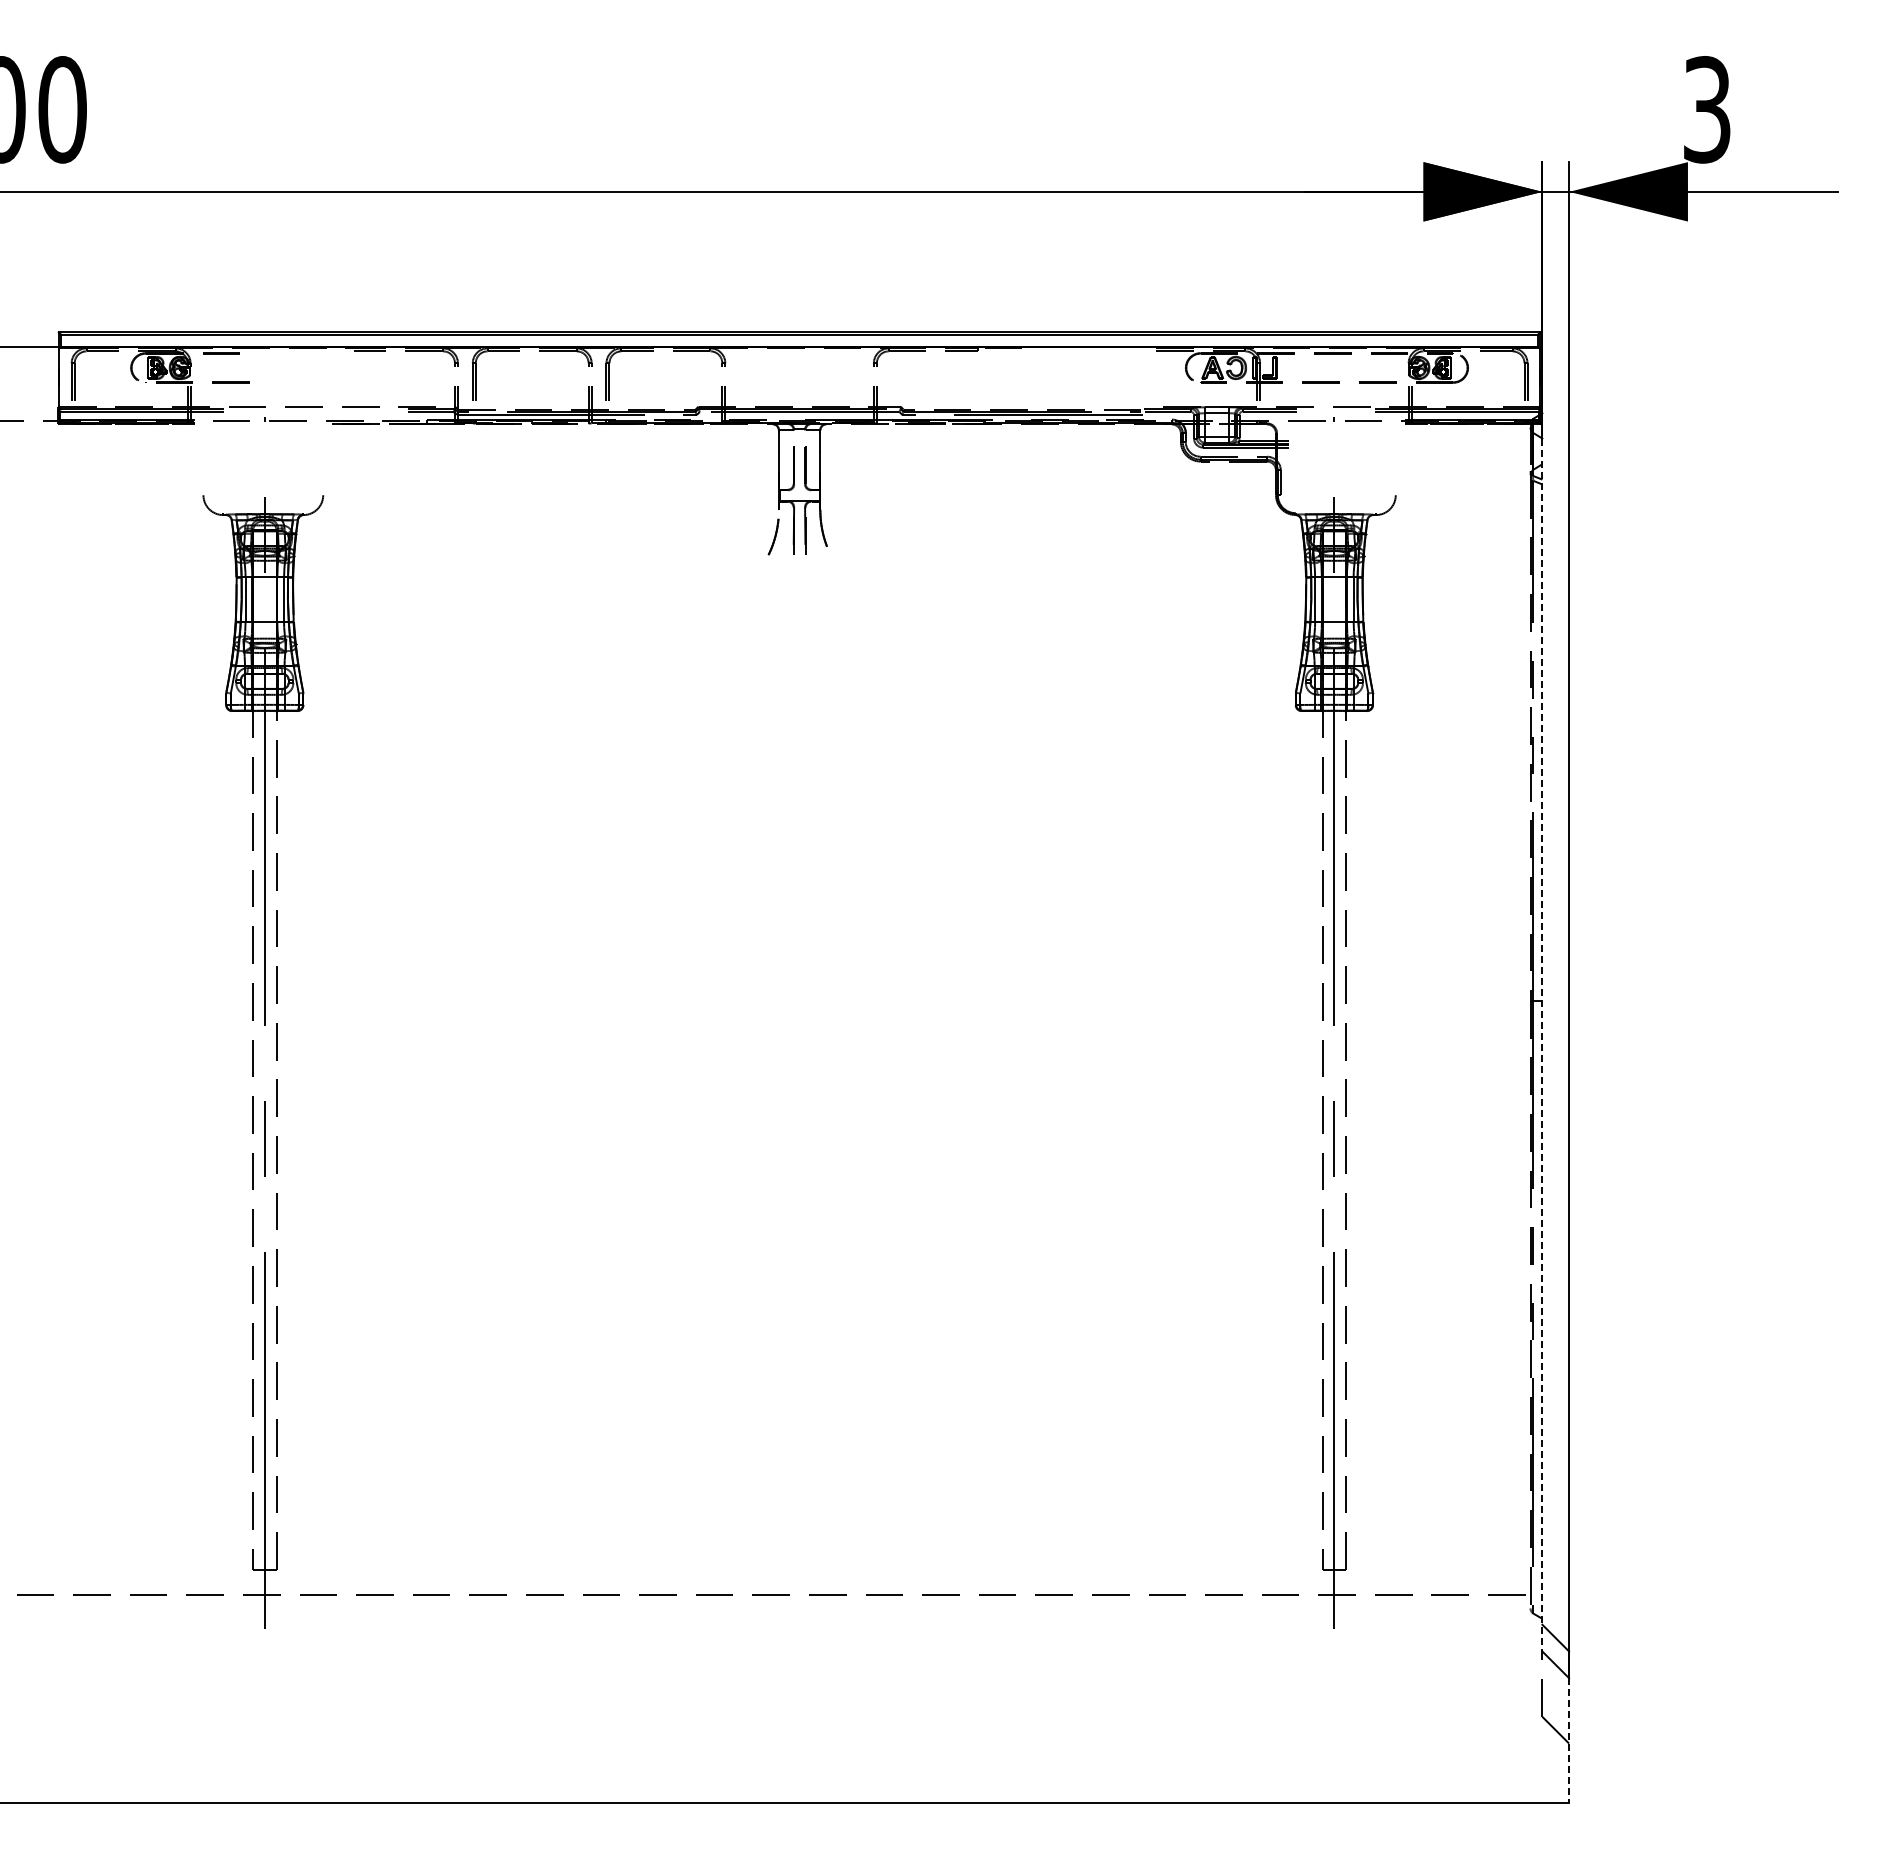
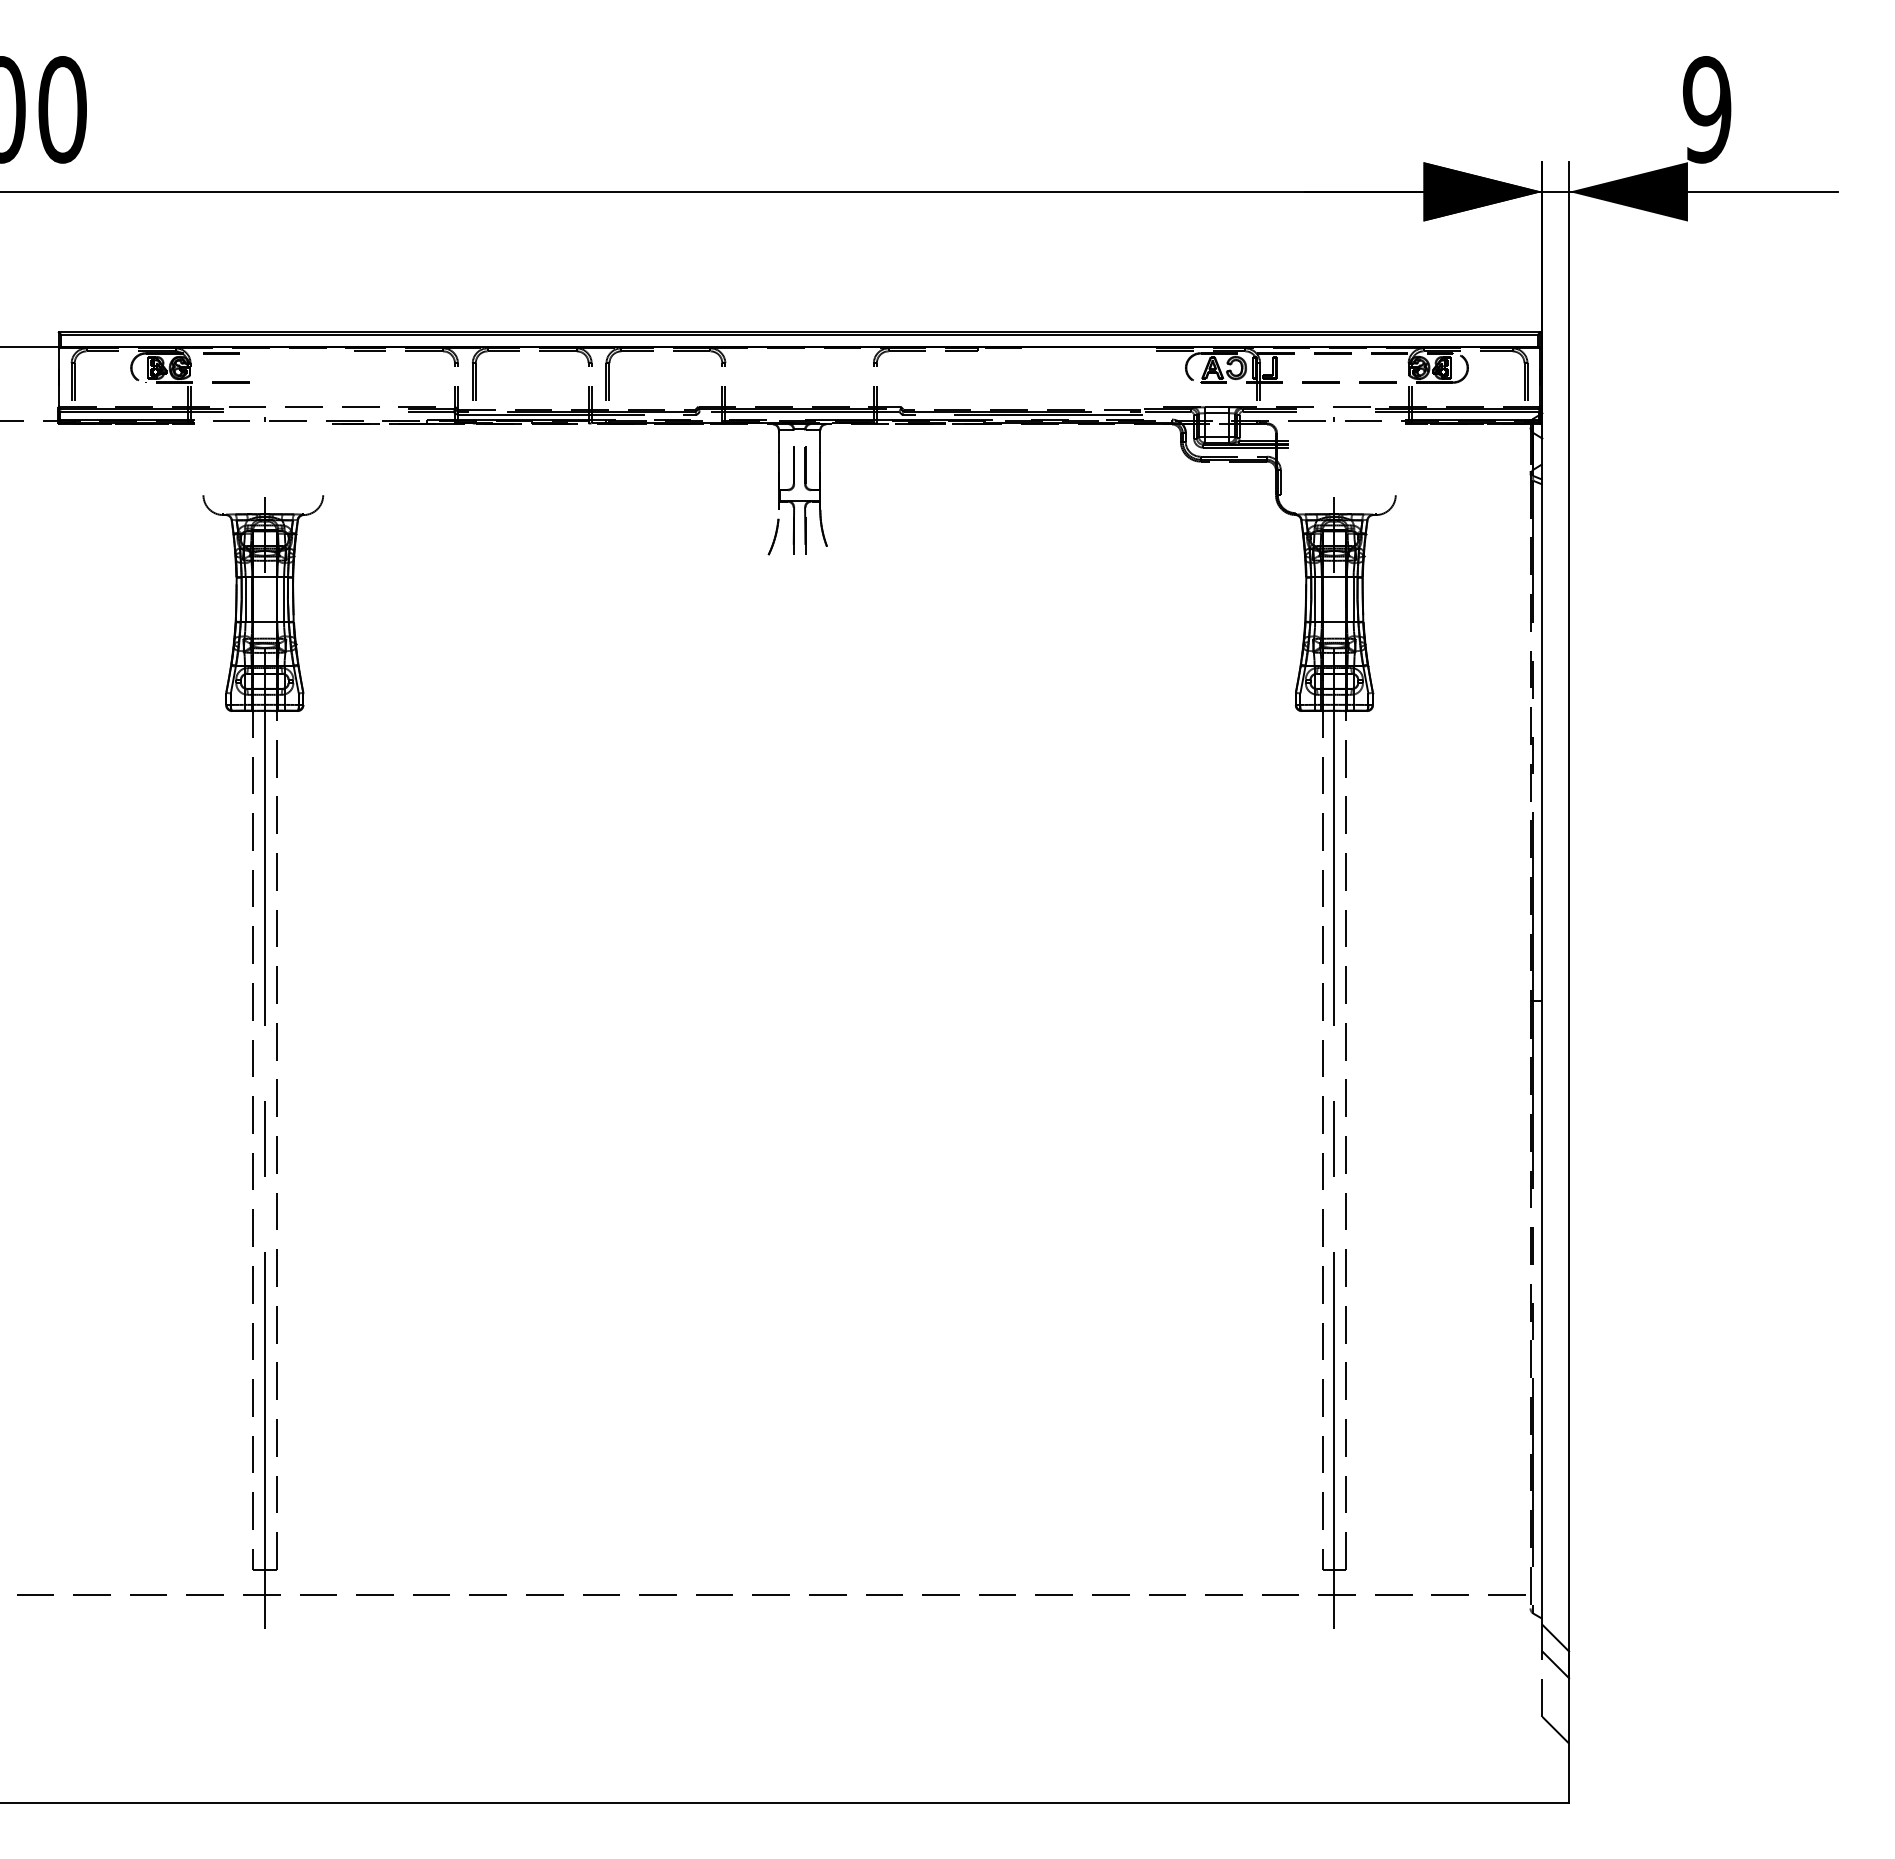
text: 3 -> 9 (1706, 109)
line: dashed -> solid (1542, 1045)
line: dashed -> solid (1569, 1741)
